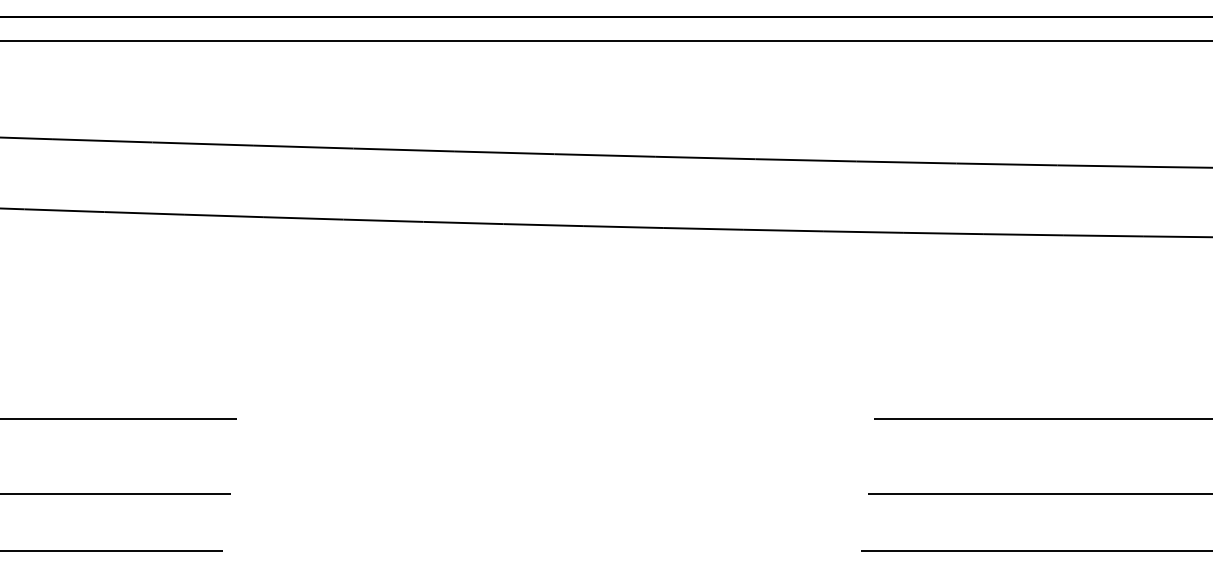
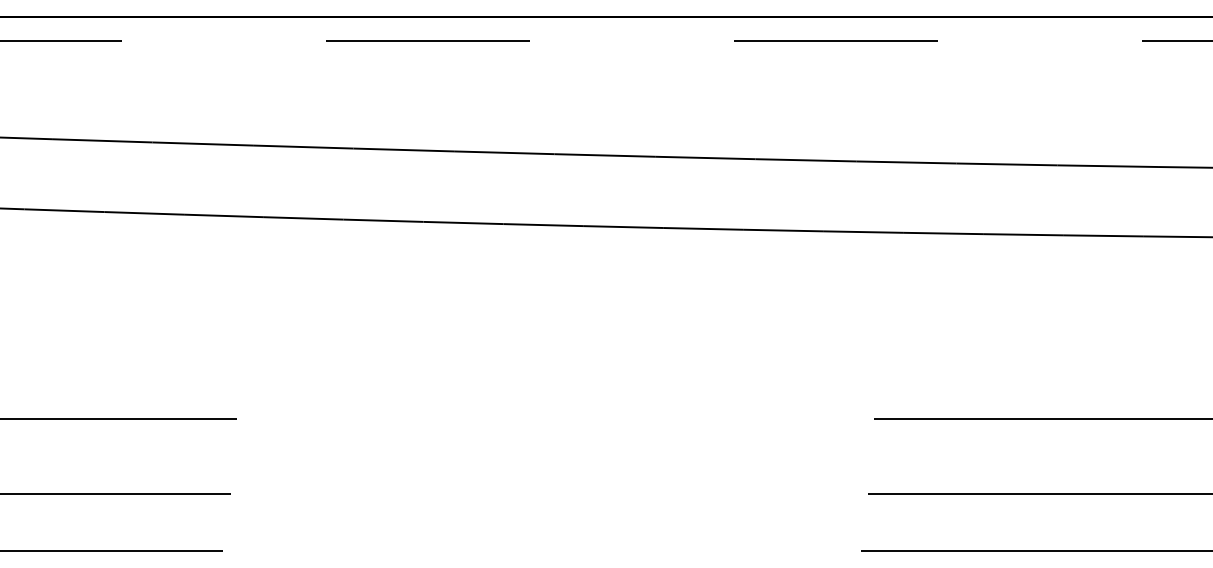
line: solid -> dashed (606, 41)
